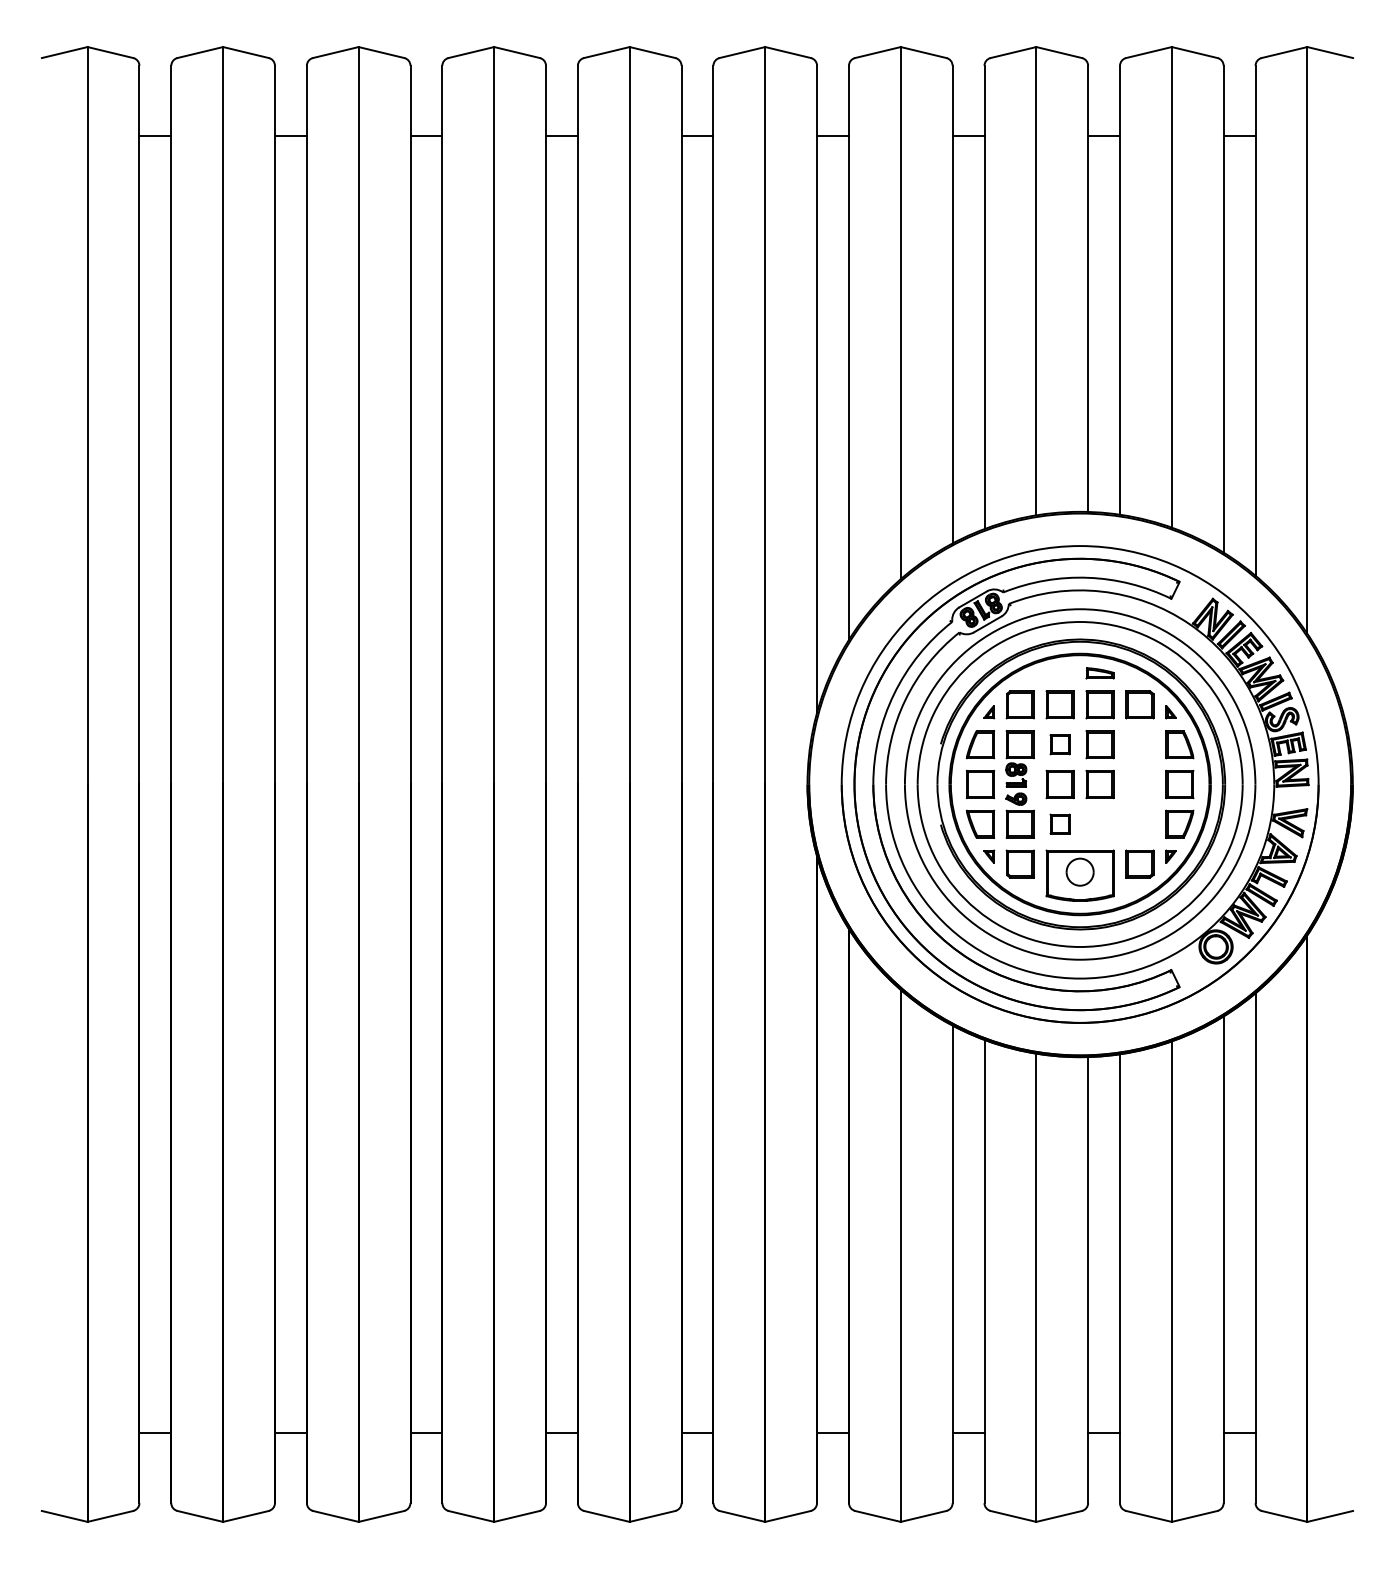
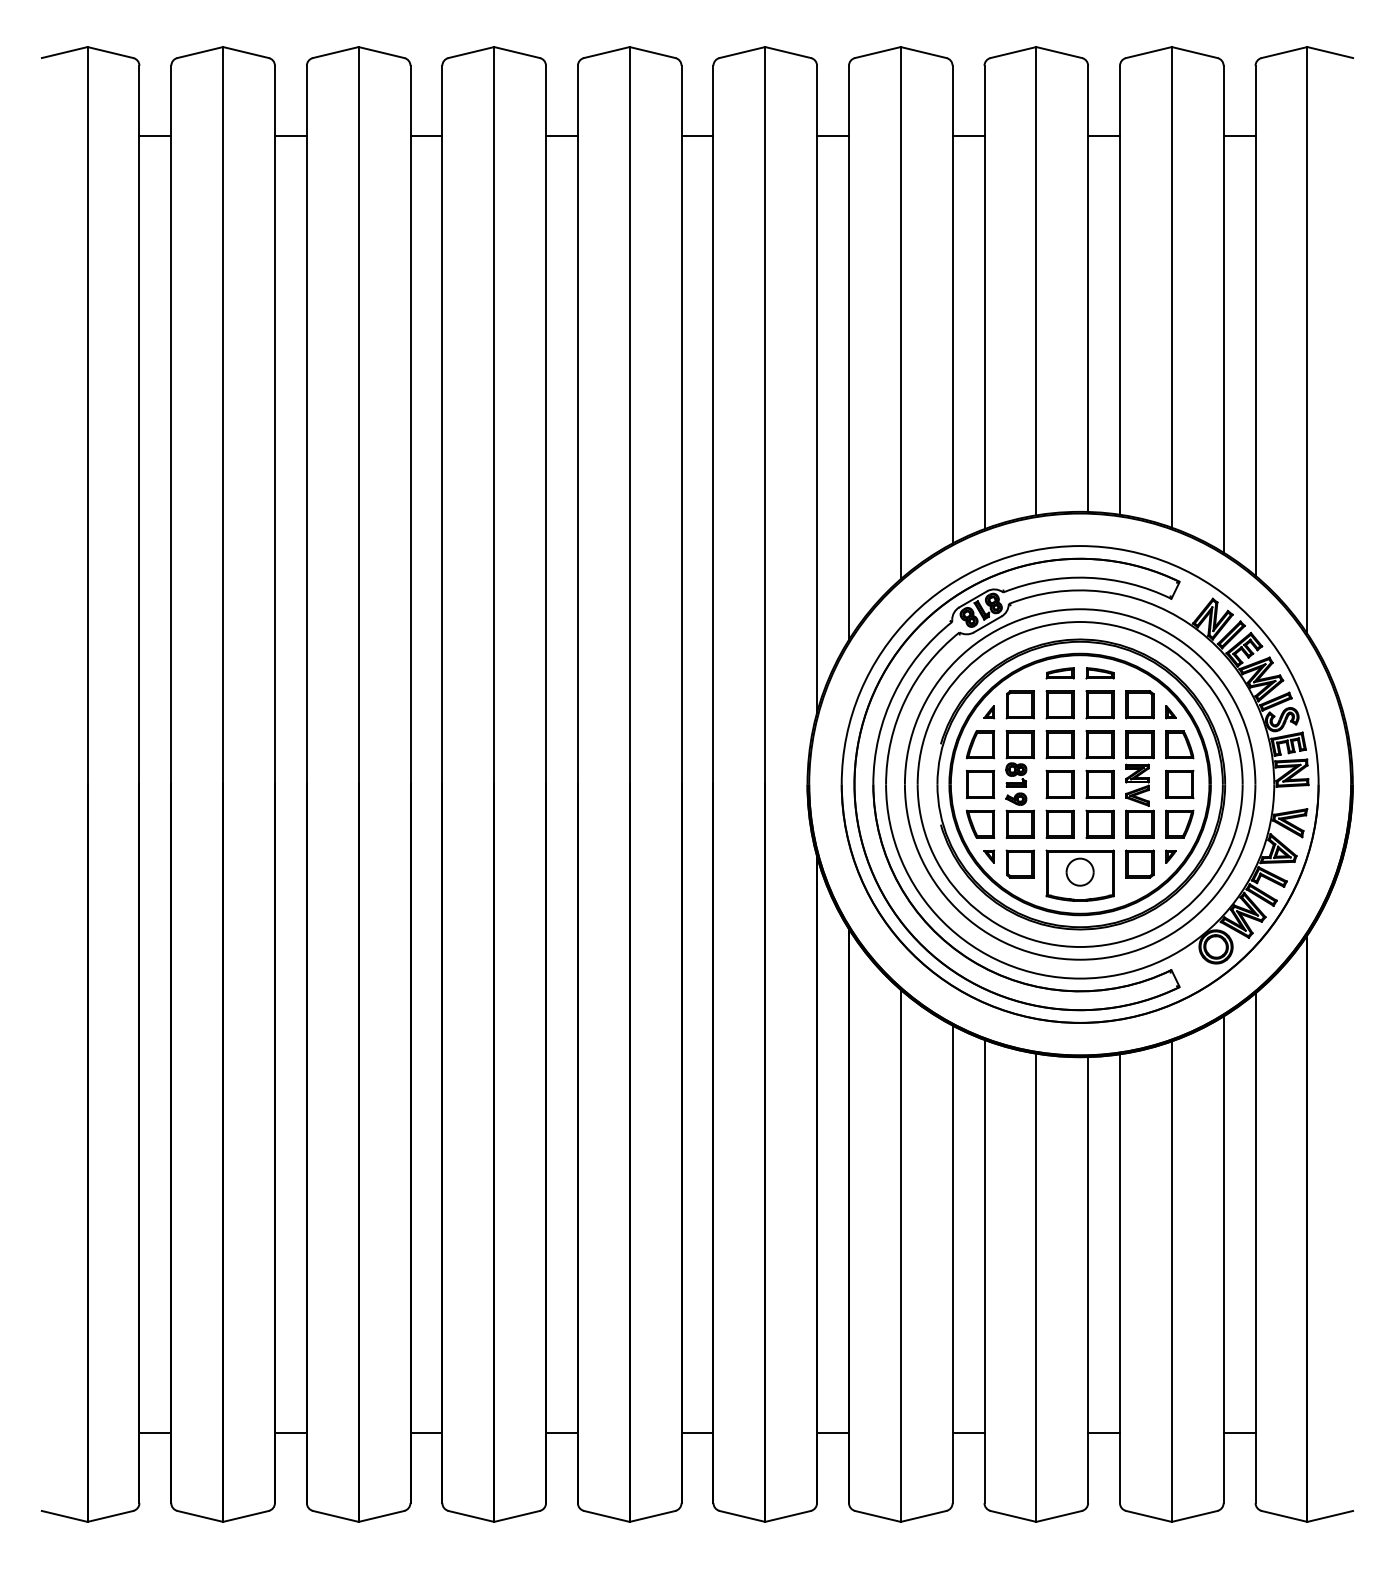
part: none -> present (1059, 673)
part size: 22x22 px -> 30x30 px (1059, 744)
part: none -> present (1139, 784)
part size: 22x22 px -> 30x30 px (1059, 823)
part: none -> present (1099, 823)
